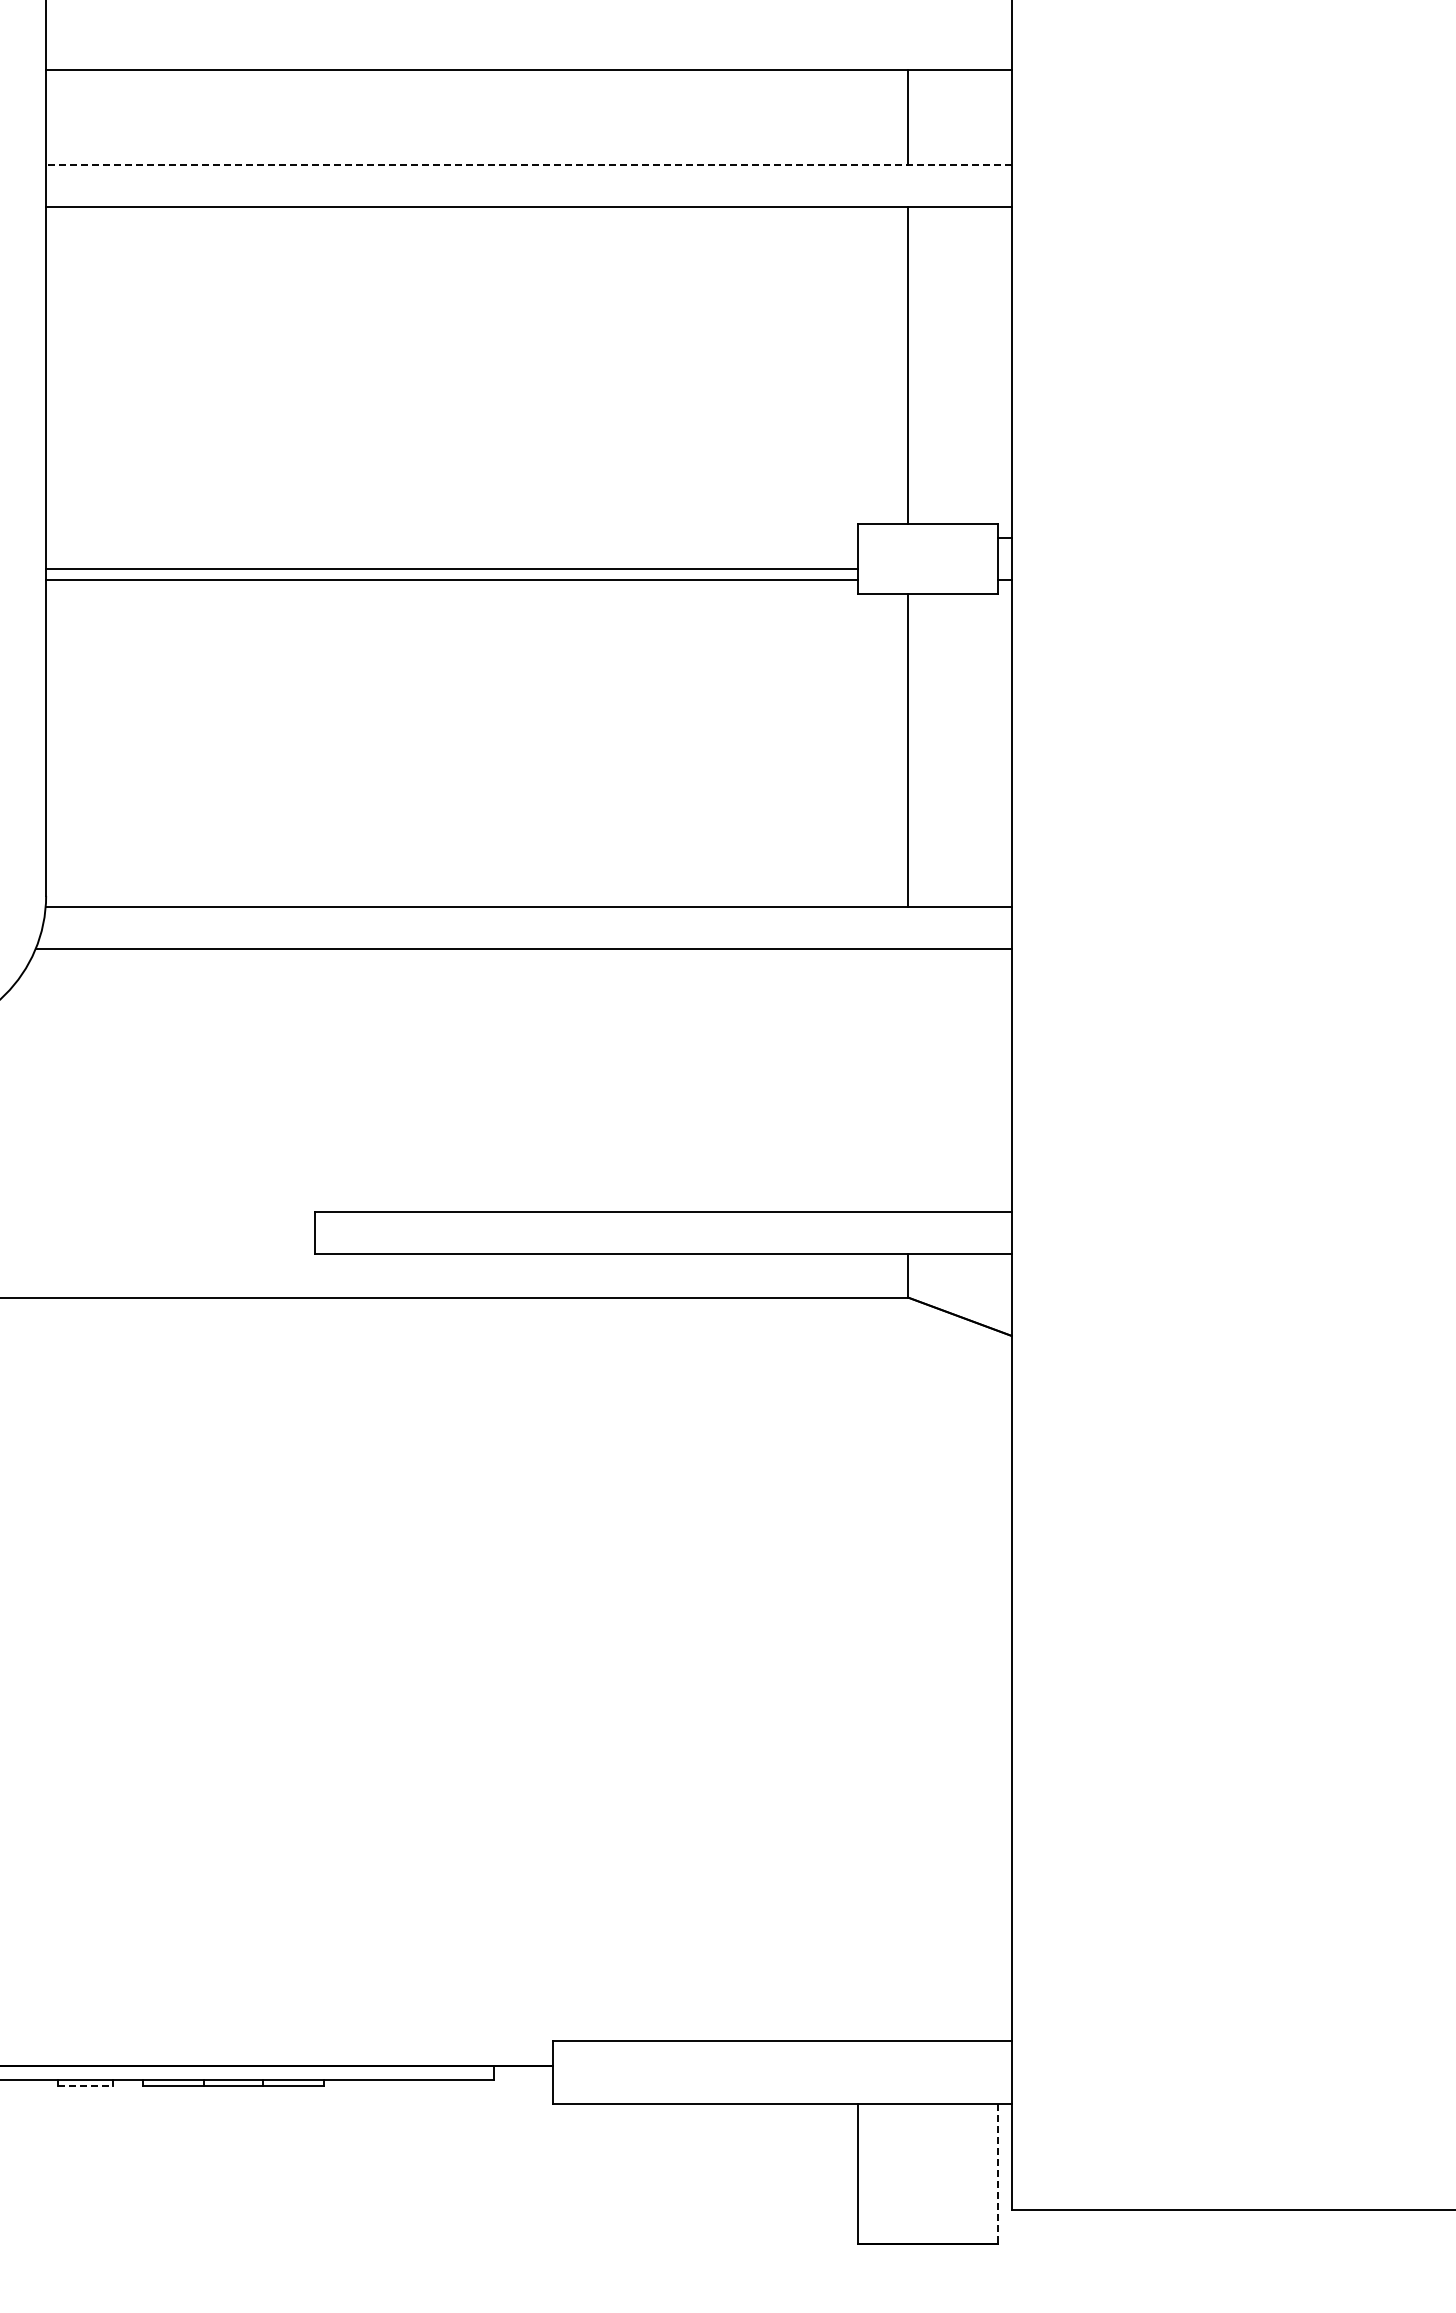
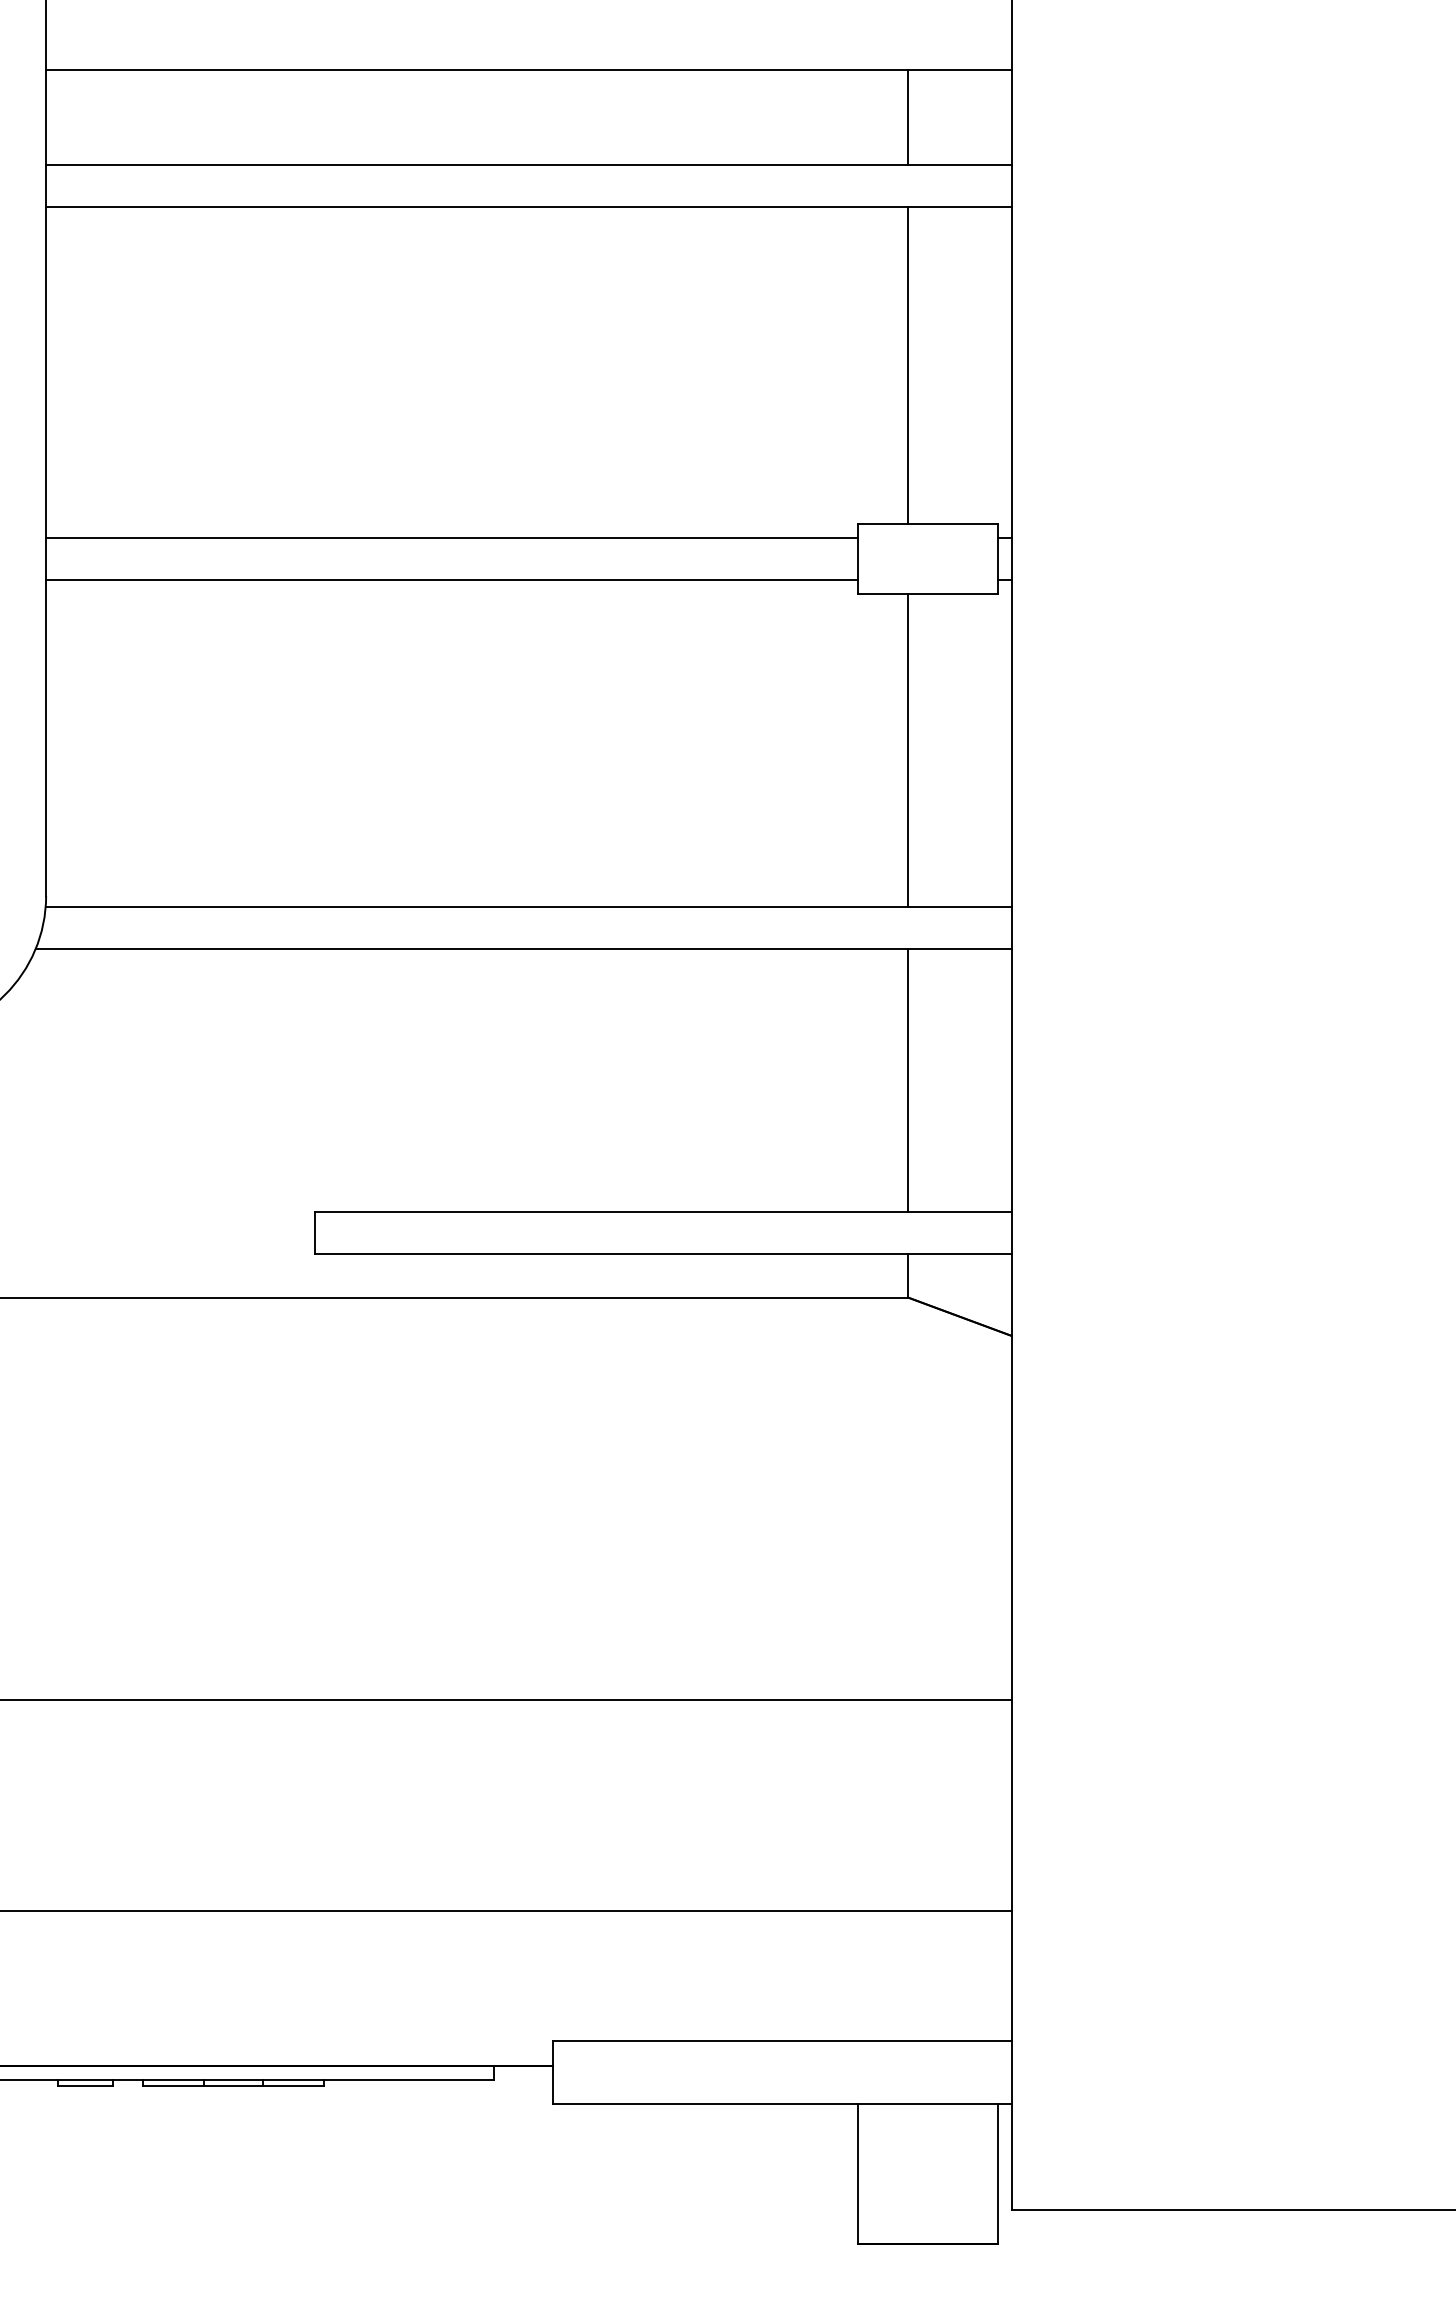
line: dashed -> solid (529, 165)
line position: (451, 568) -> (451, 537) (451, 537)
line: none -> present (908, 1080)
line: none -> present (506, 1700)
line: none -> present (506, 1910)
line: dashed -> solid (85, 2085)
line: dashed -> solid (997, 2173)
